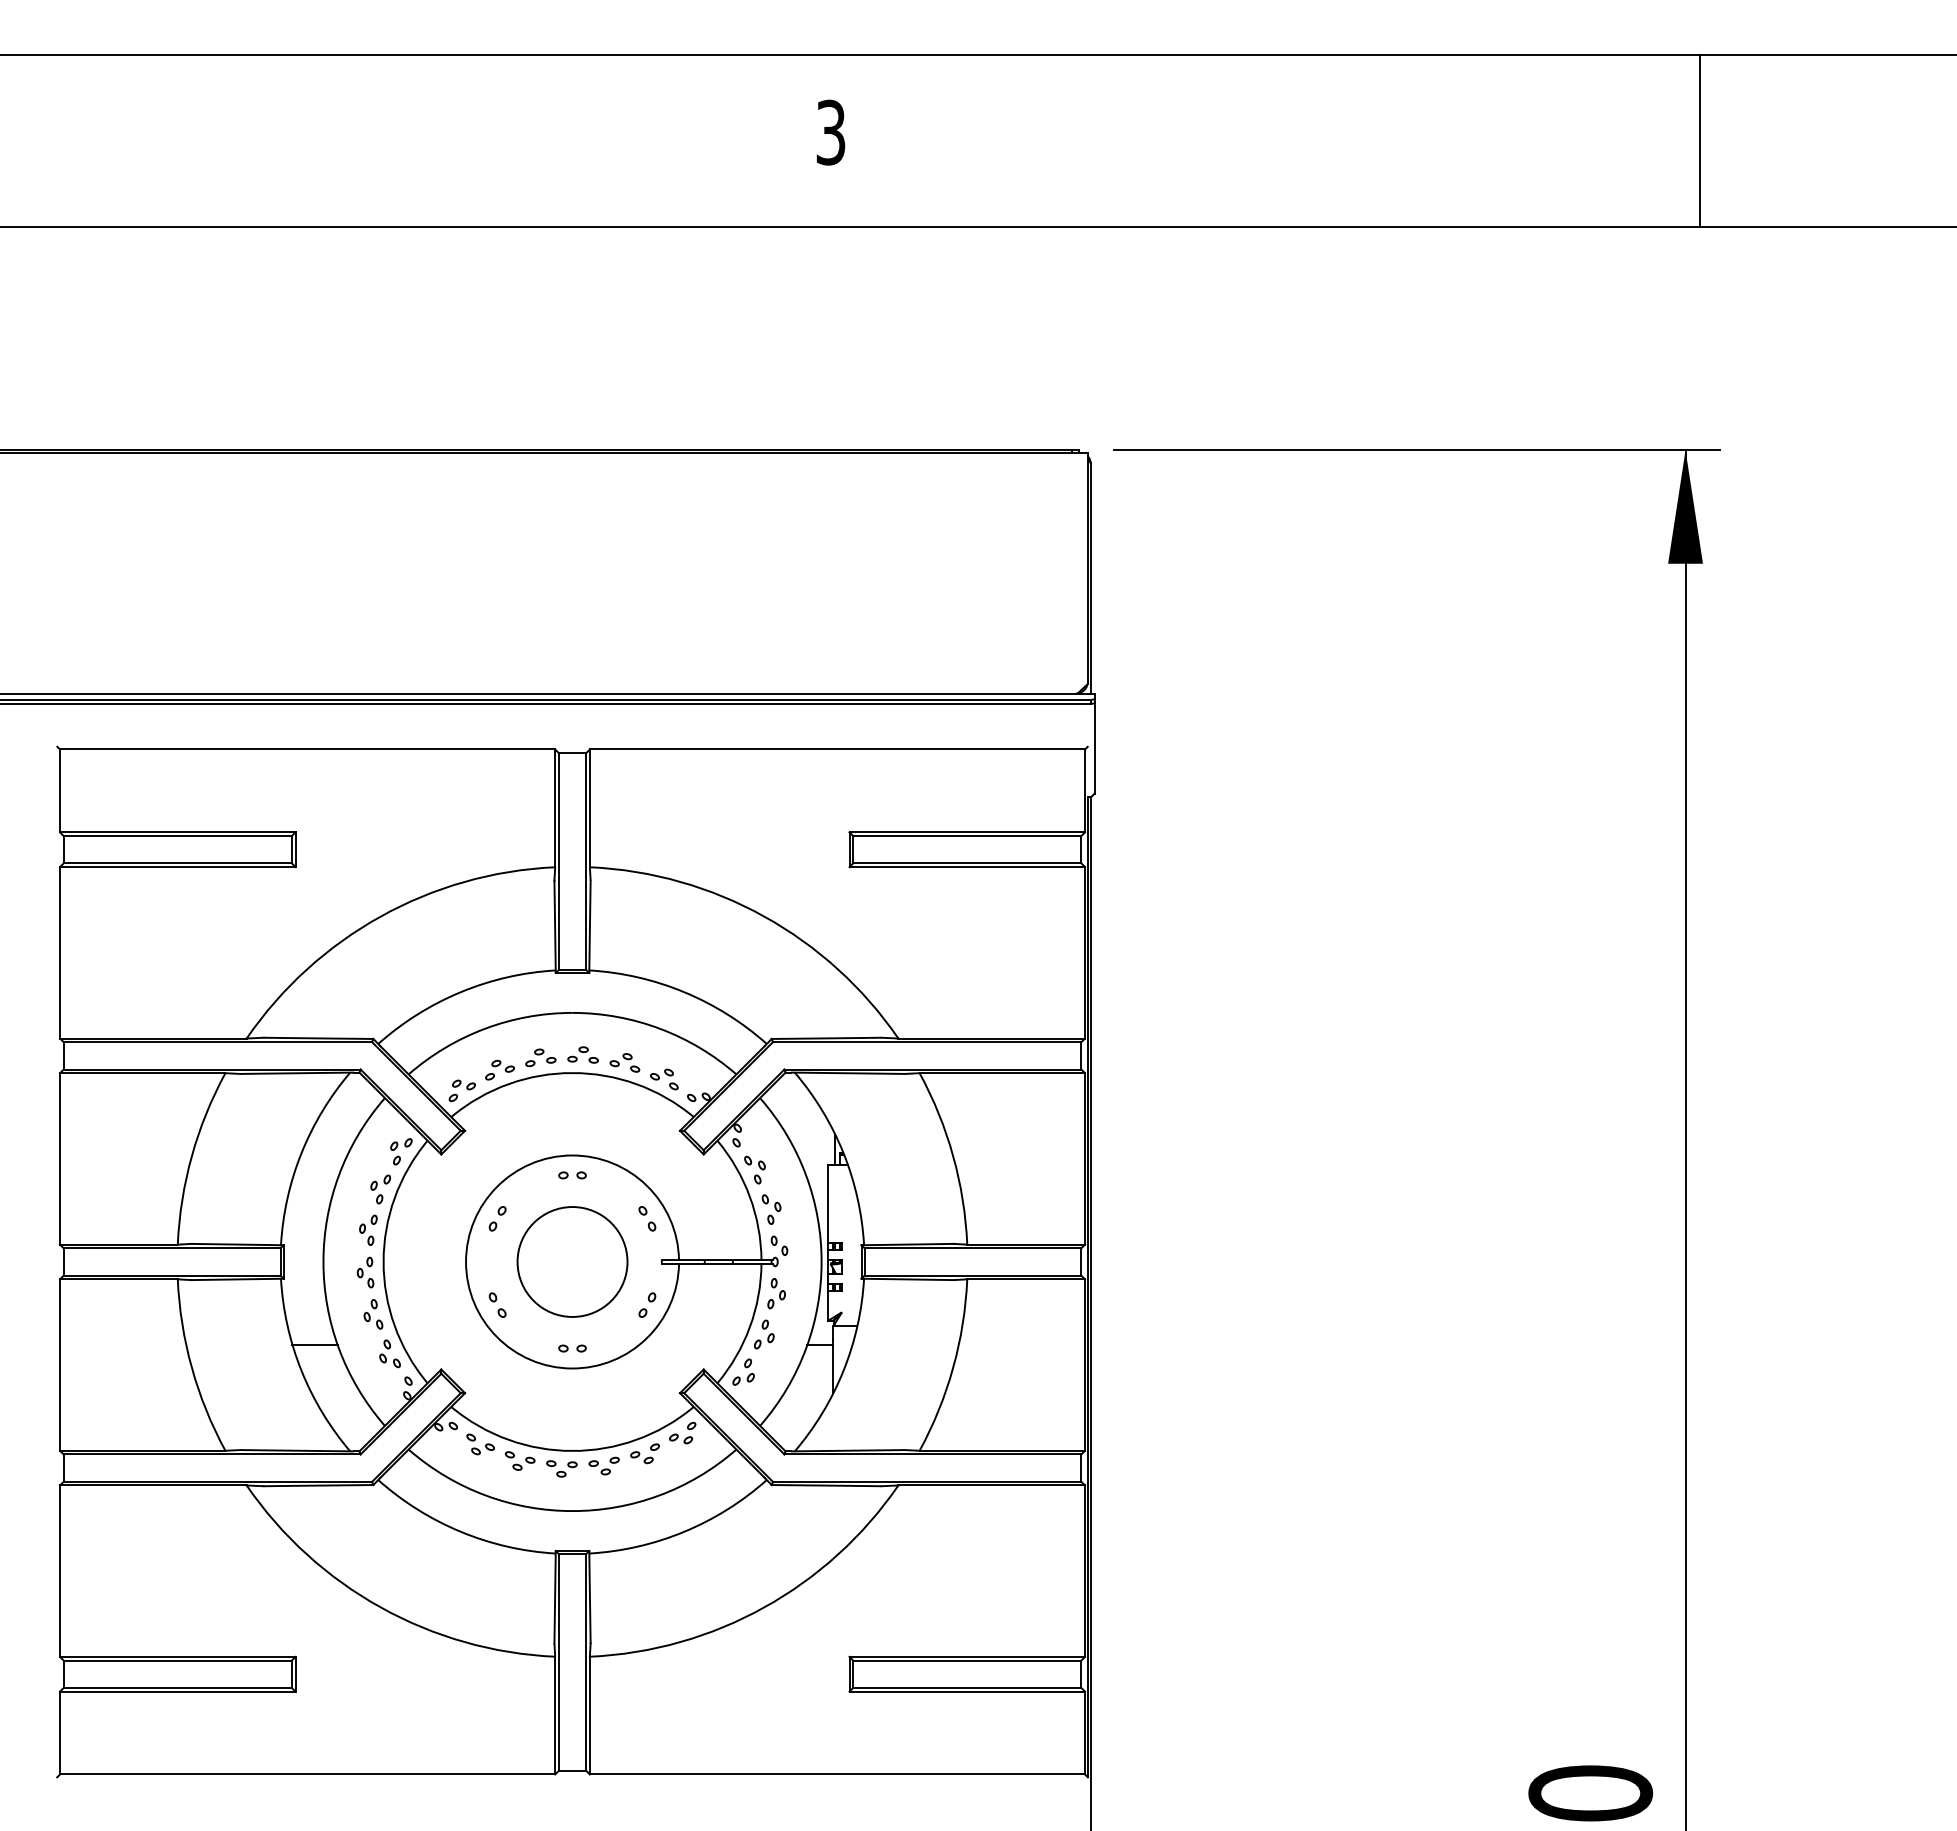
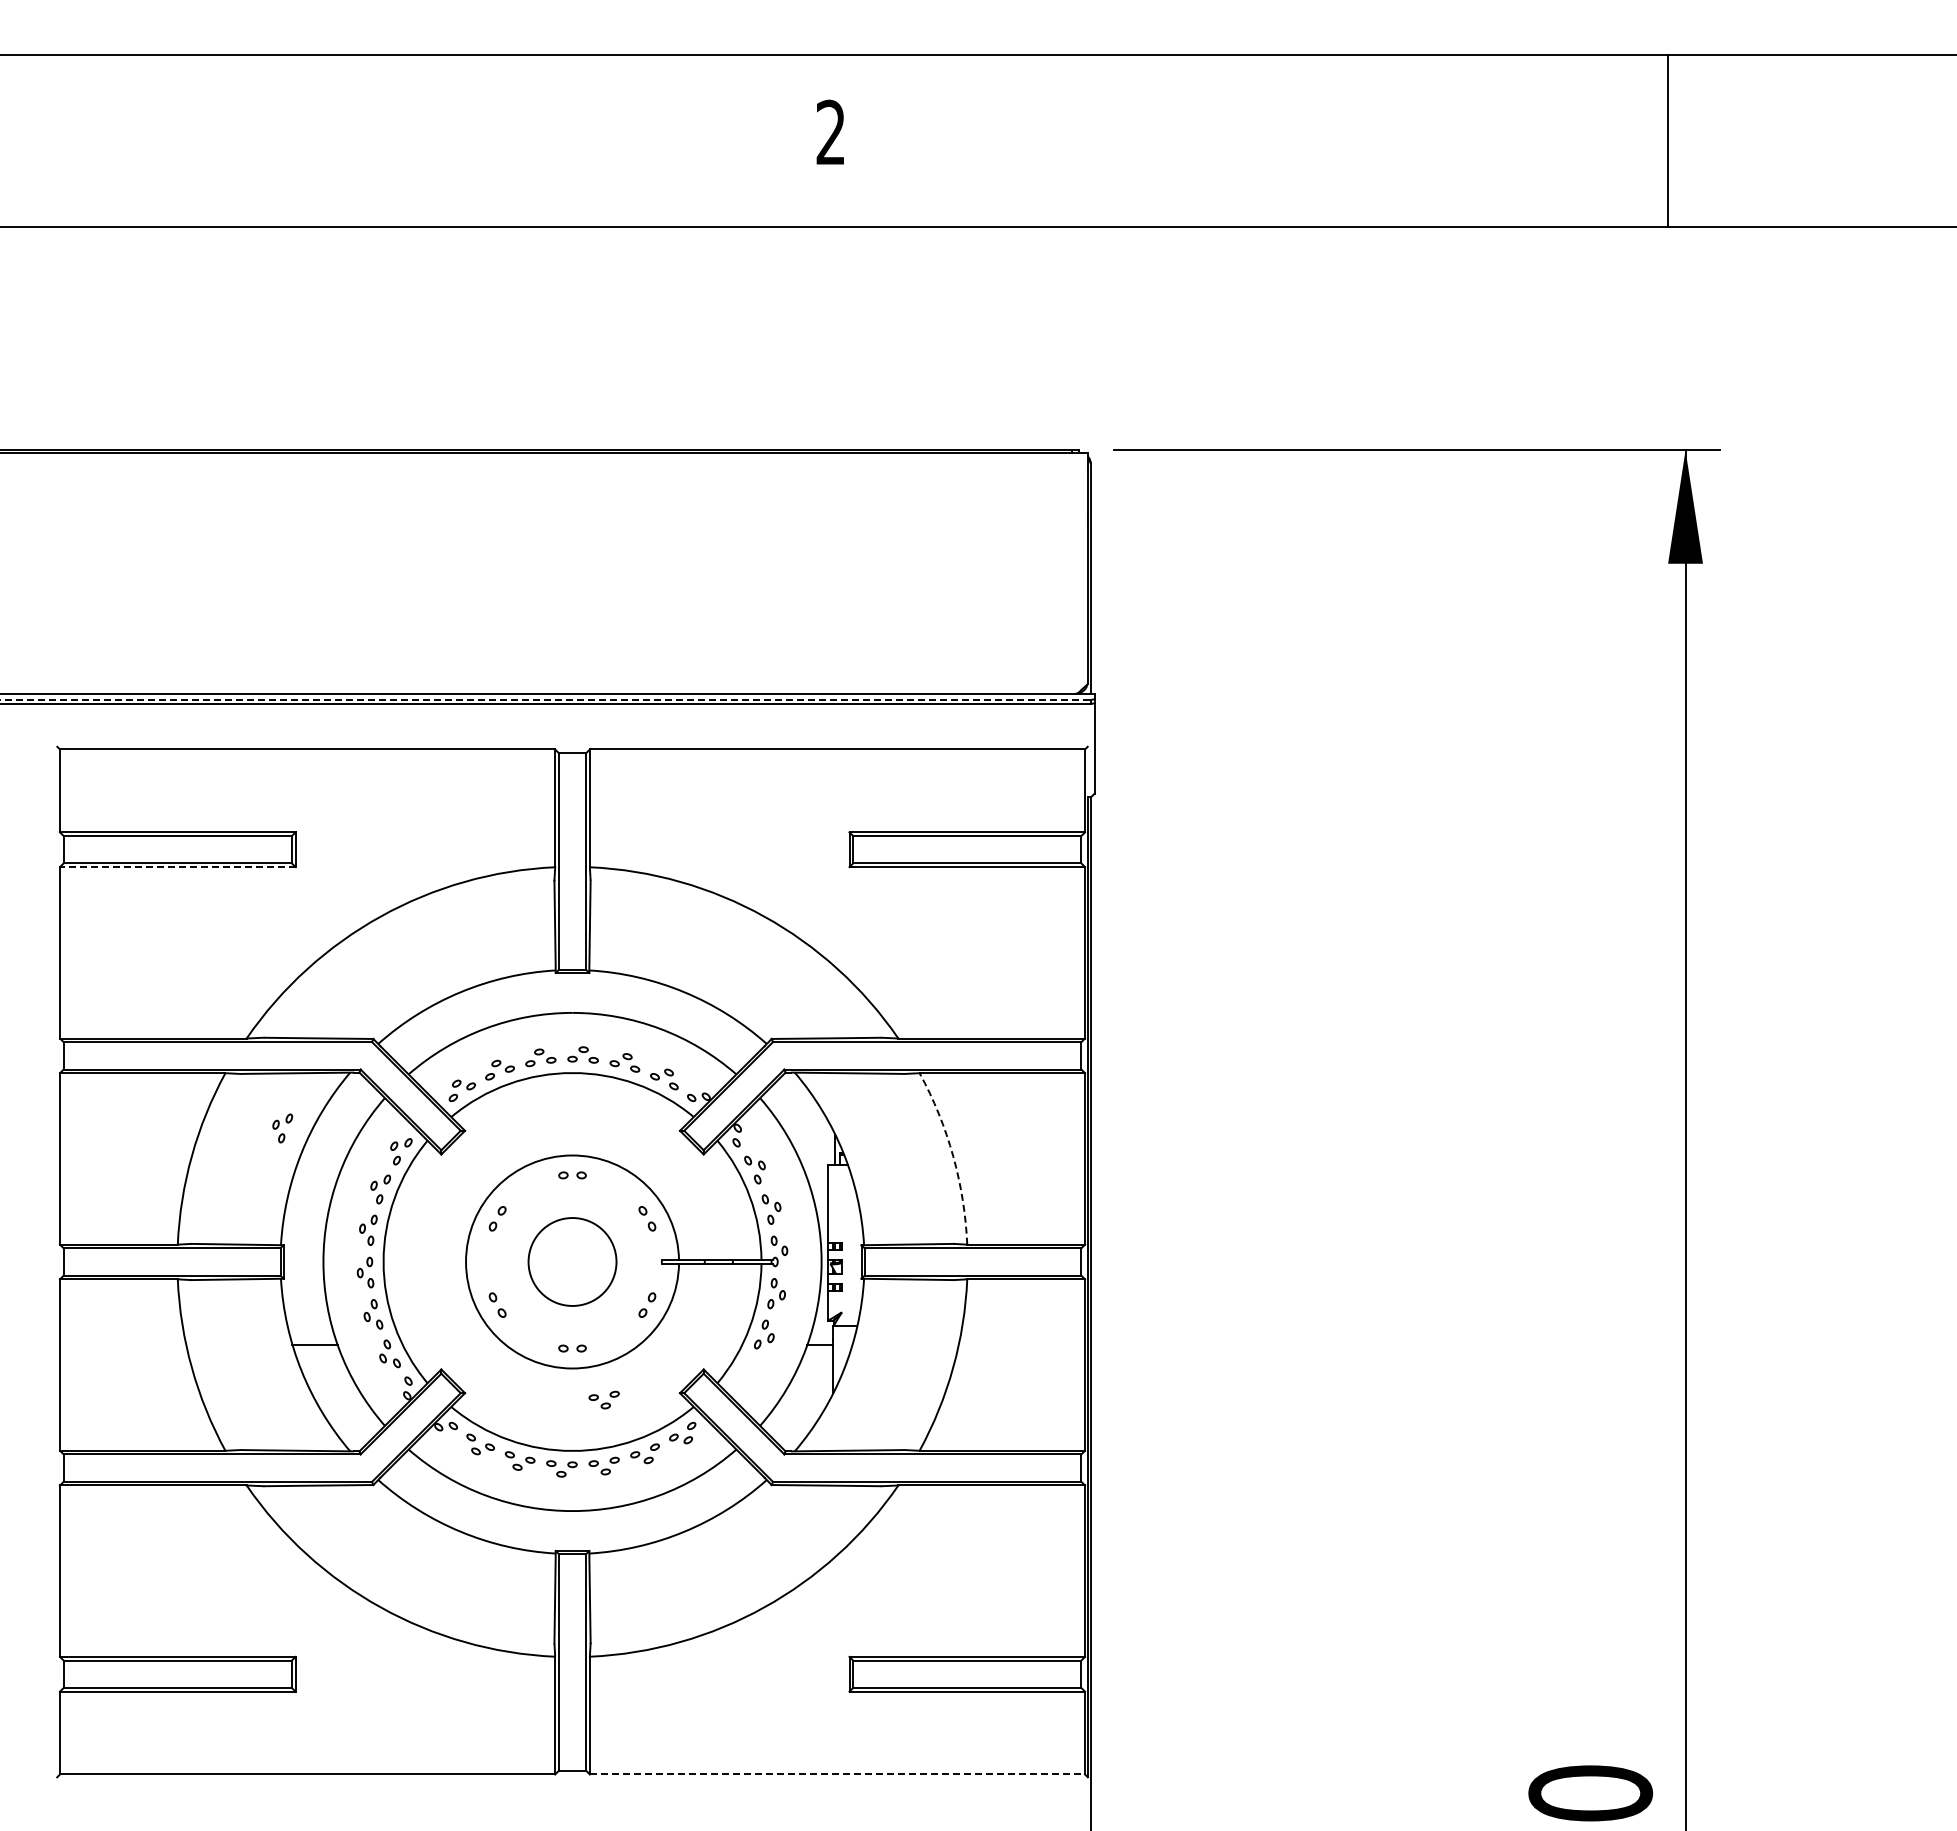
text: 3 -> 2 (830, 132)
line position: (1699, 140) -> (1667, 140) (1667, 140)
line: solid -> dashed (546, 699)
line: solid -> dashed (177, 867)
part: none -> present (282, 1128)
arc: solid -> dashed (953, 1156)
circle diameter: 110 px -> 88 px (572, 1261)
part: present -> none (743, 1371)
part: none -> present (603, 1399)
line: solid -> dashed (837, 1774)
